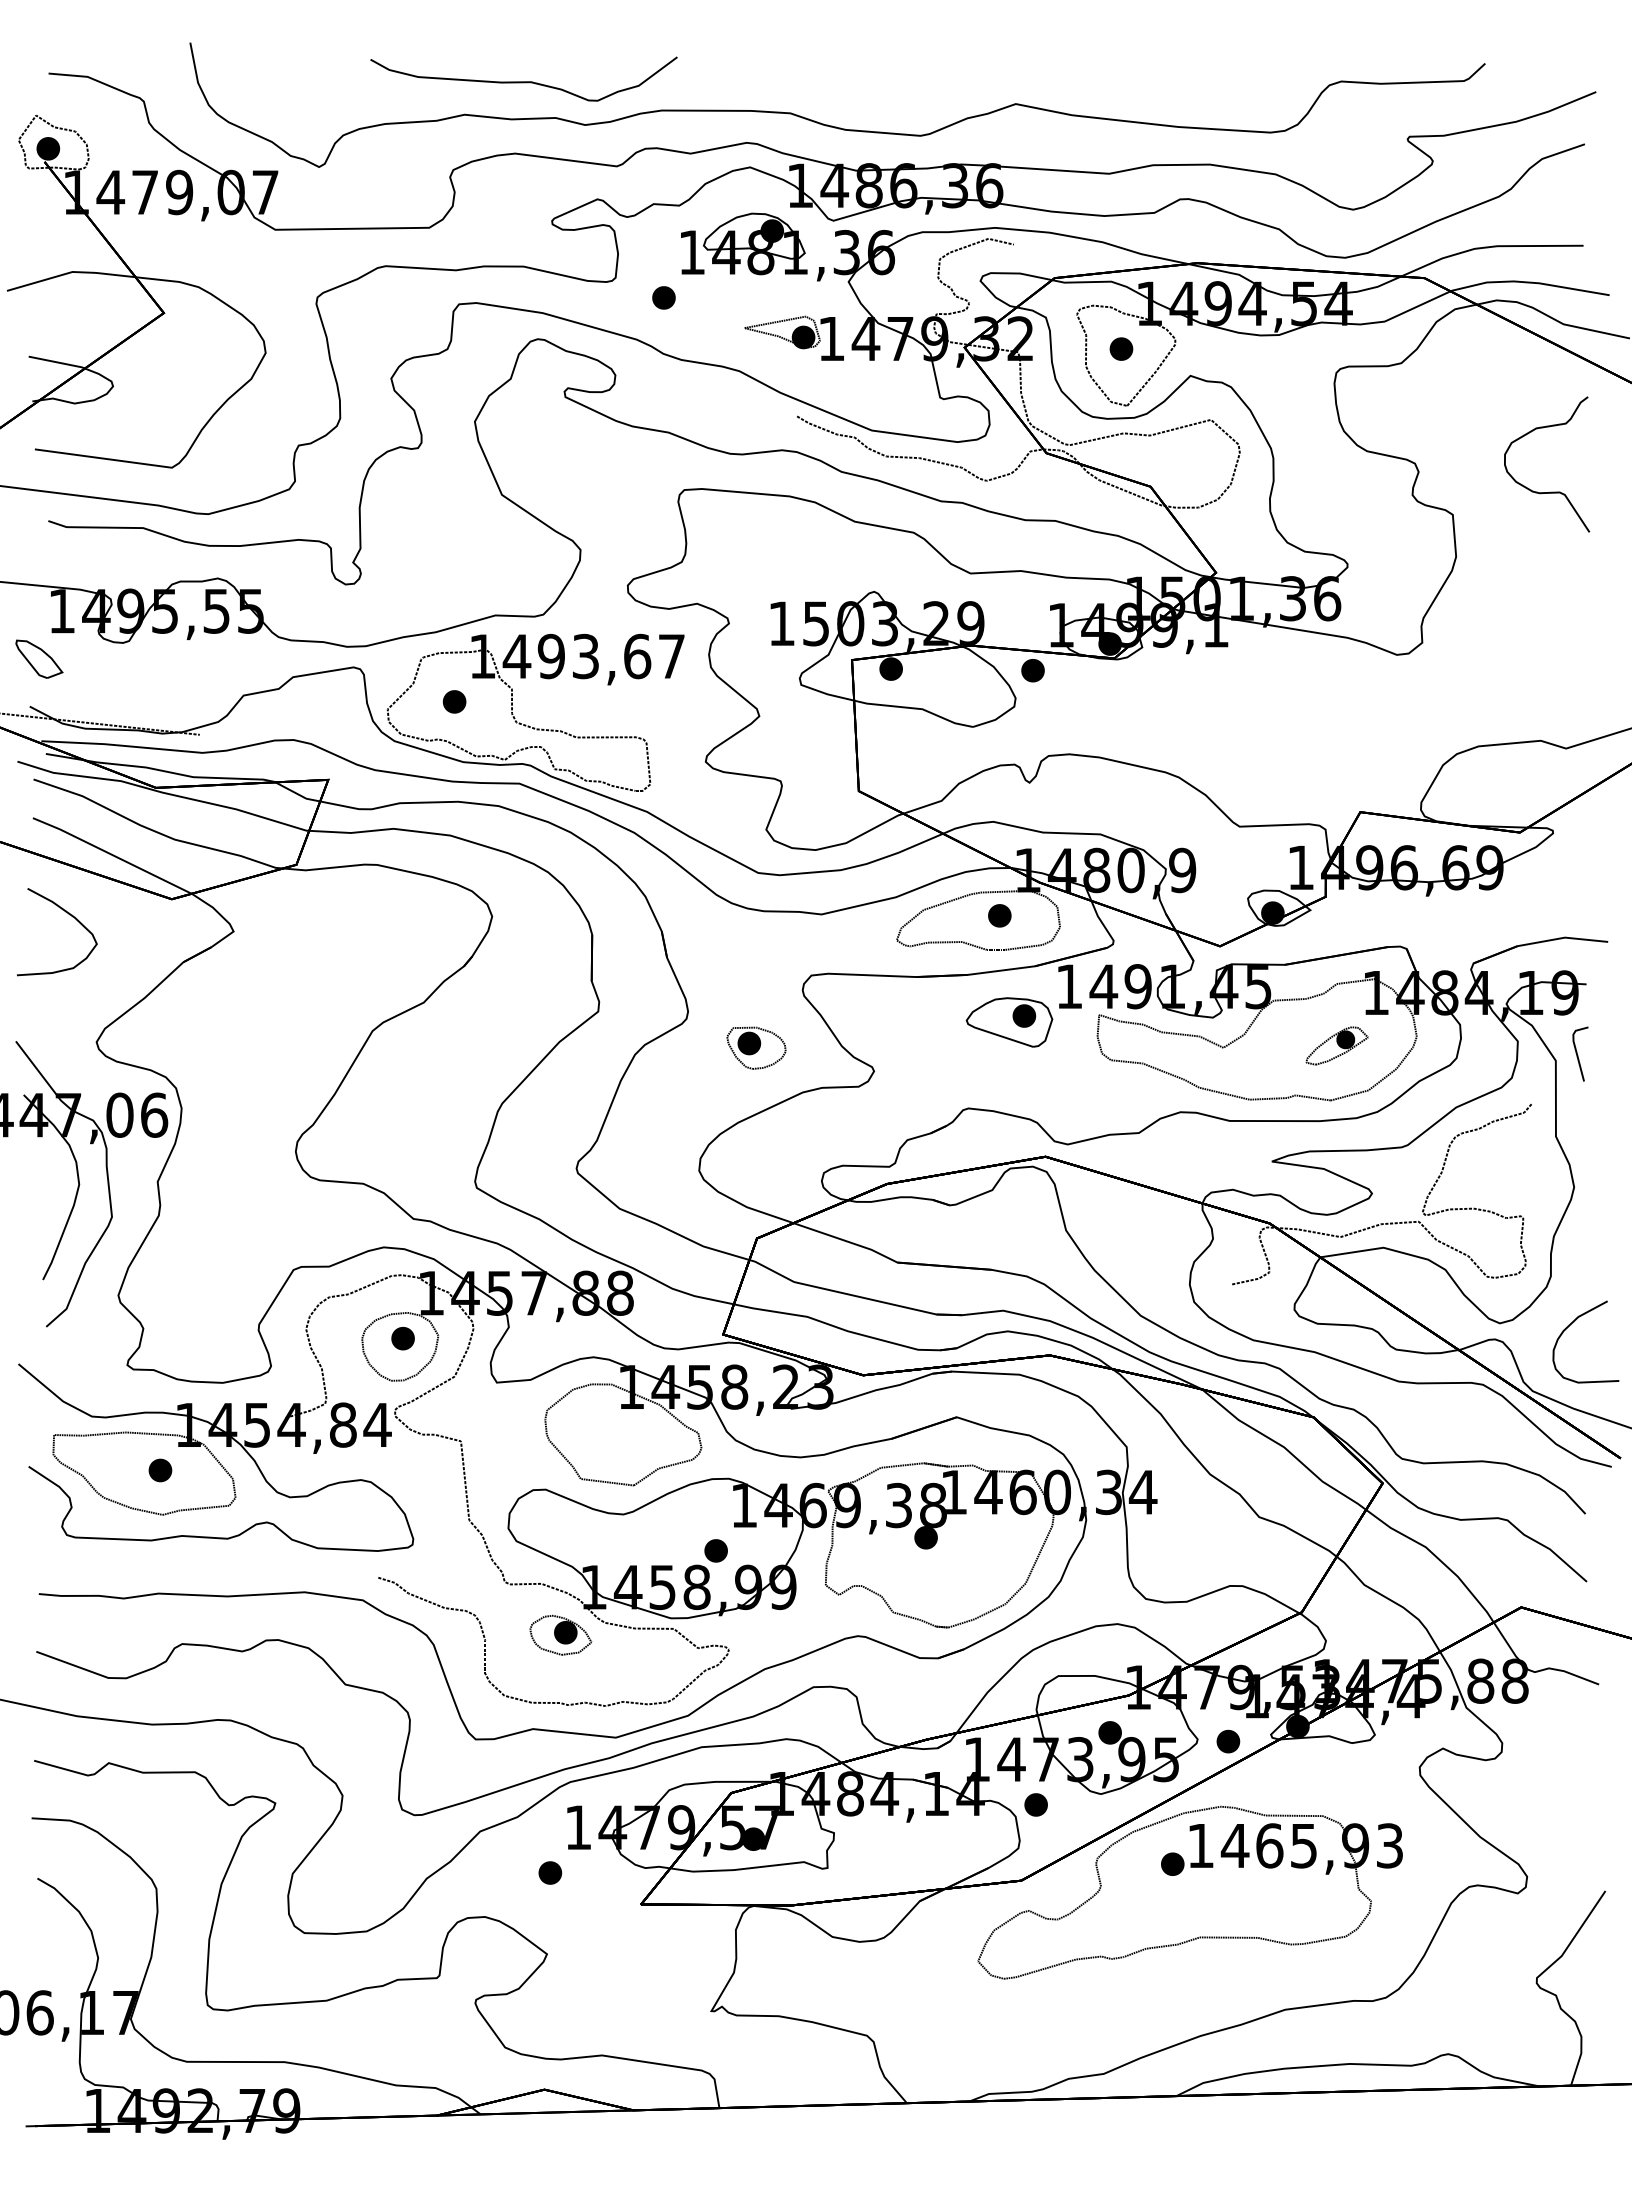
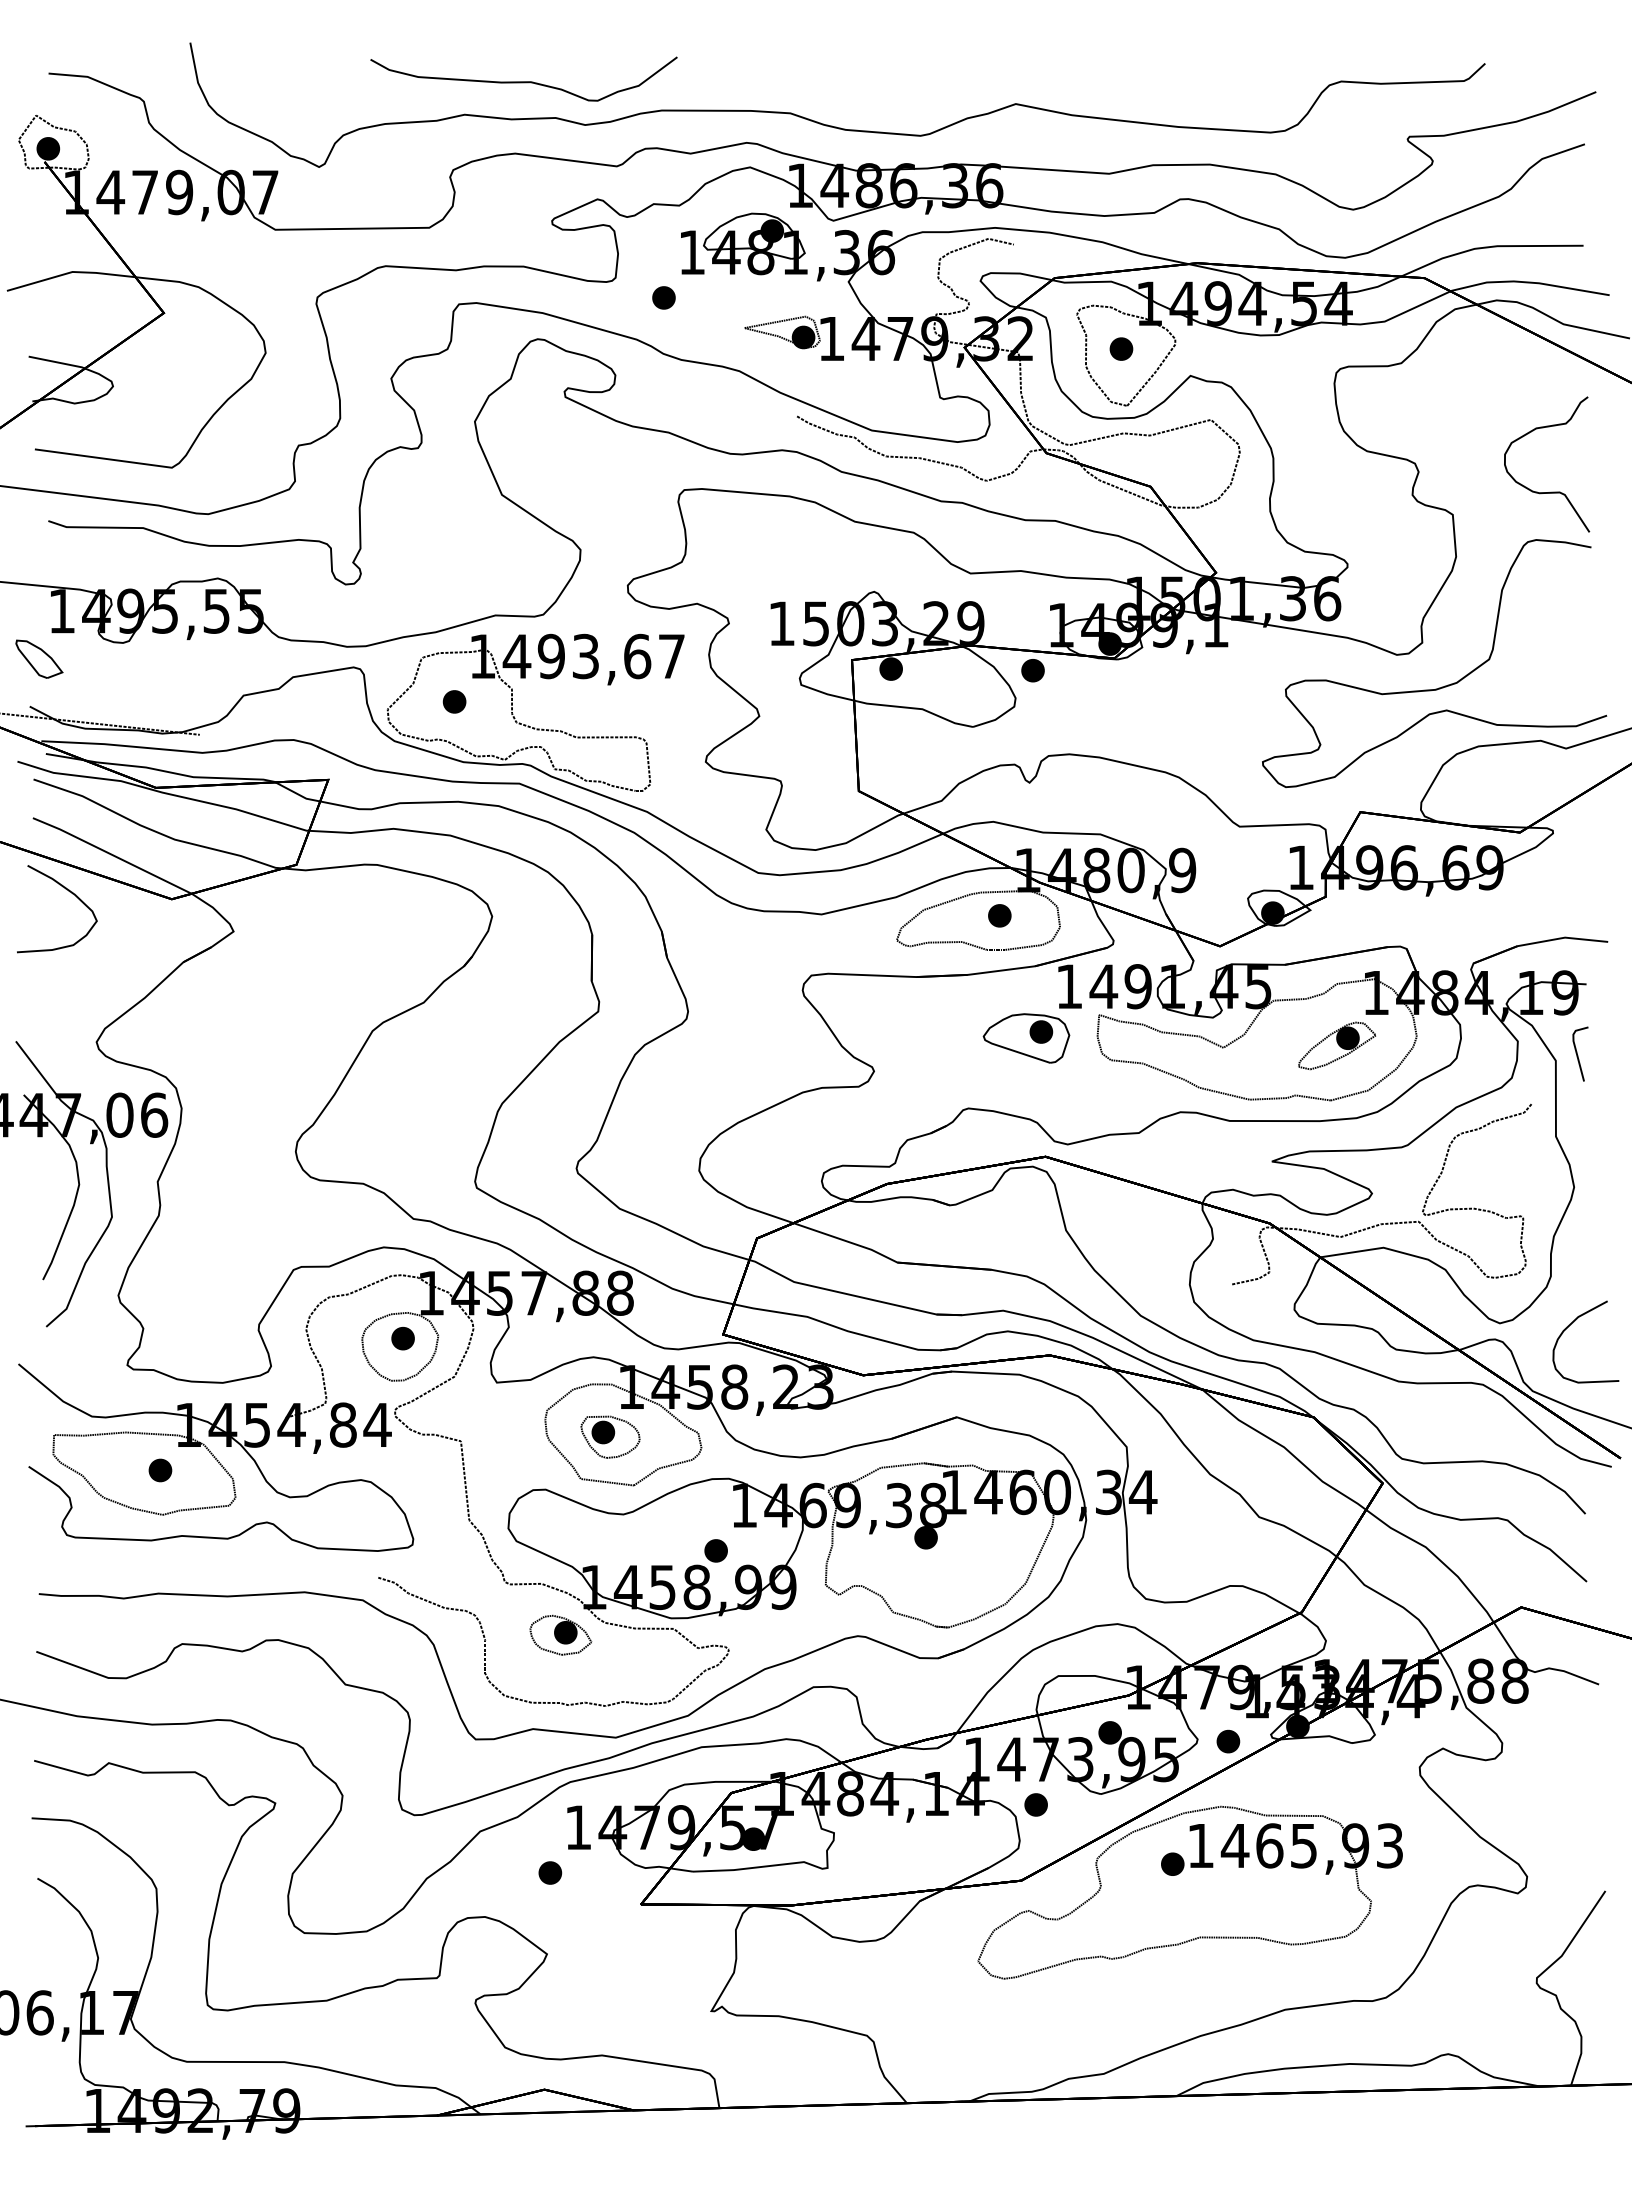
curve: none -> present (1441, 686)
curve position: (69, 915) -> (69, 892) (69, 892)
part position: (1009, 1022) -> (1026, 1038) (1026, 1038)
part size: 64x40 px -> 78x50 px (1336, 1045)
part position: (756, 1047) -> (610, 1436) (610, 1436)
